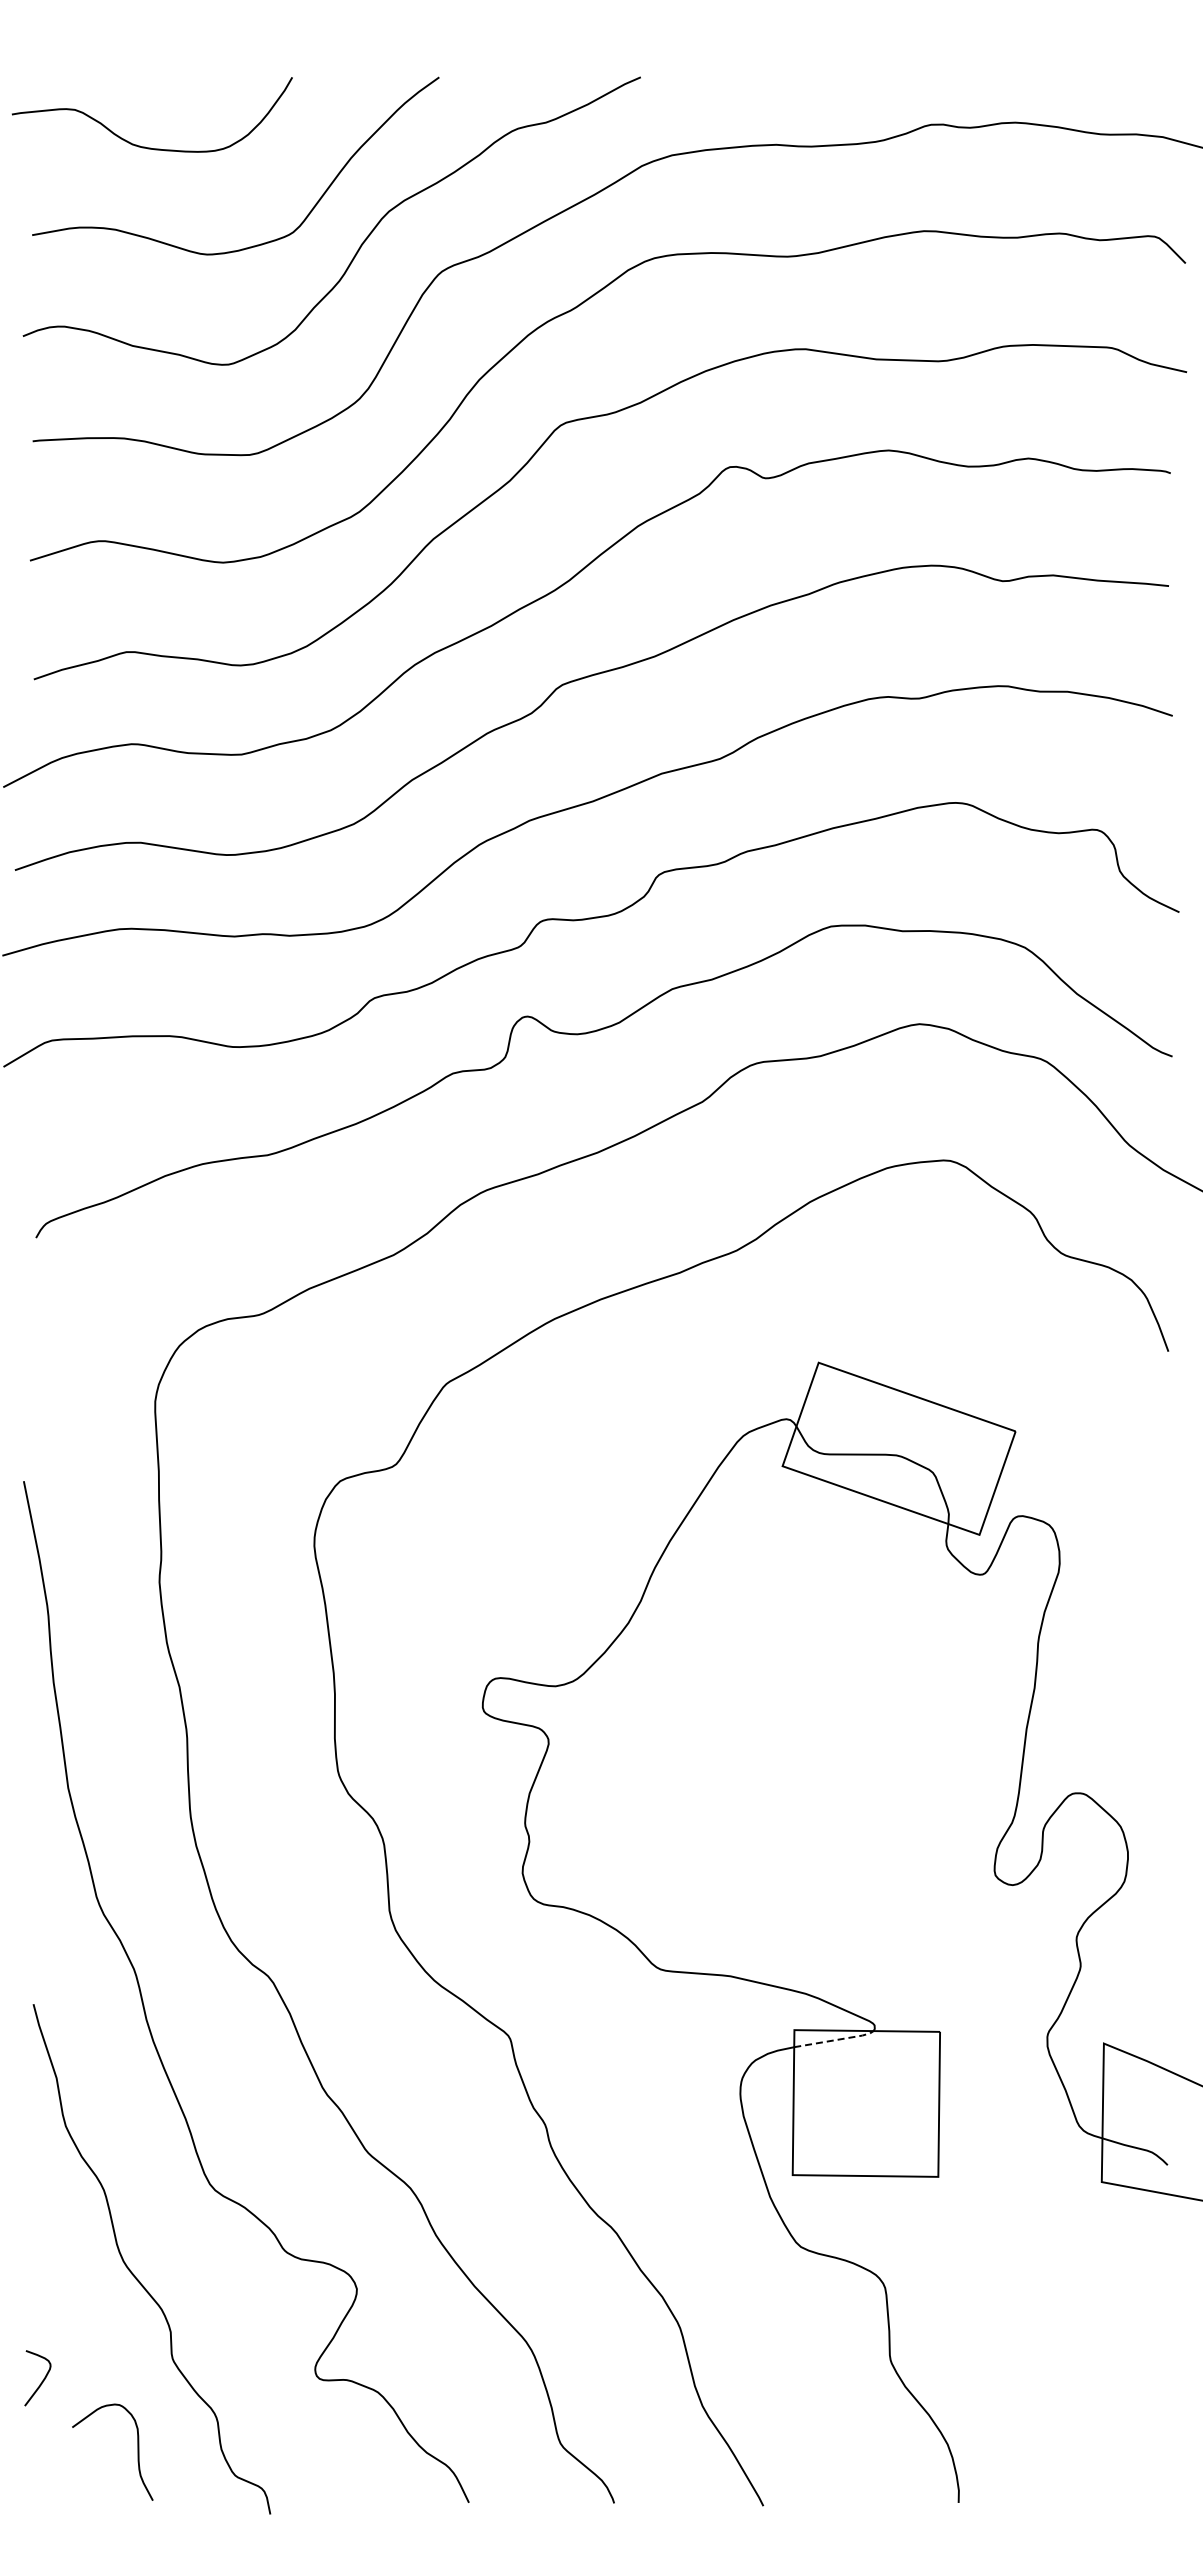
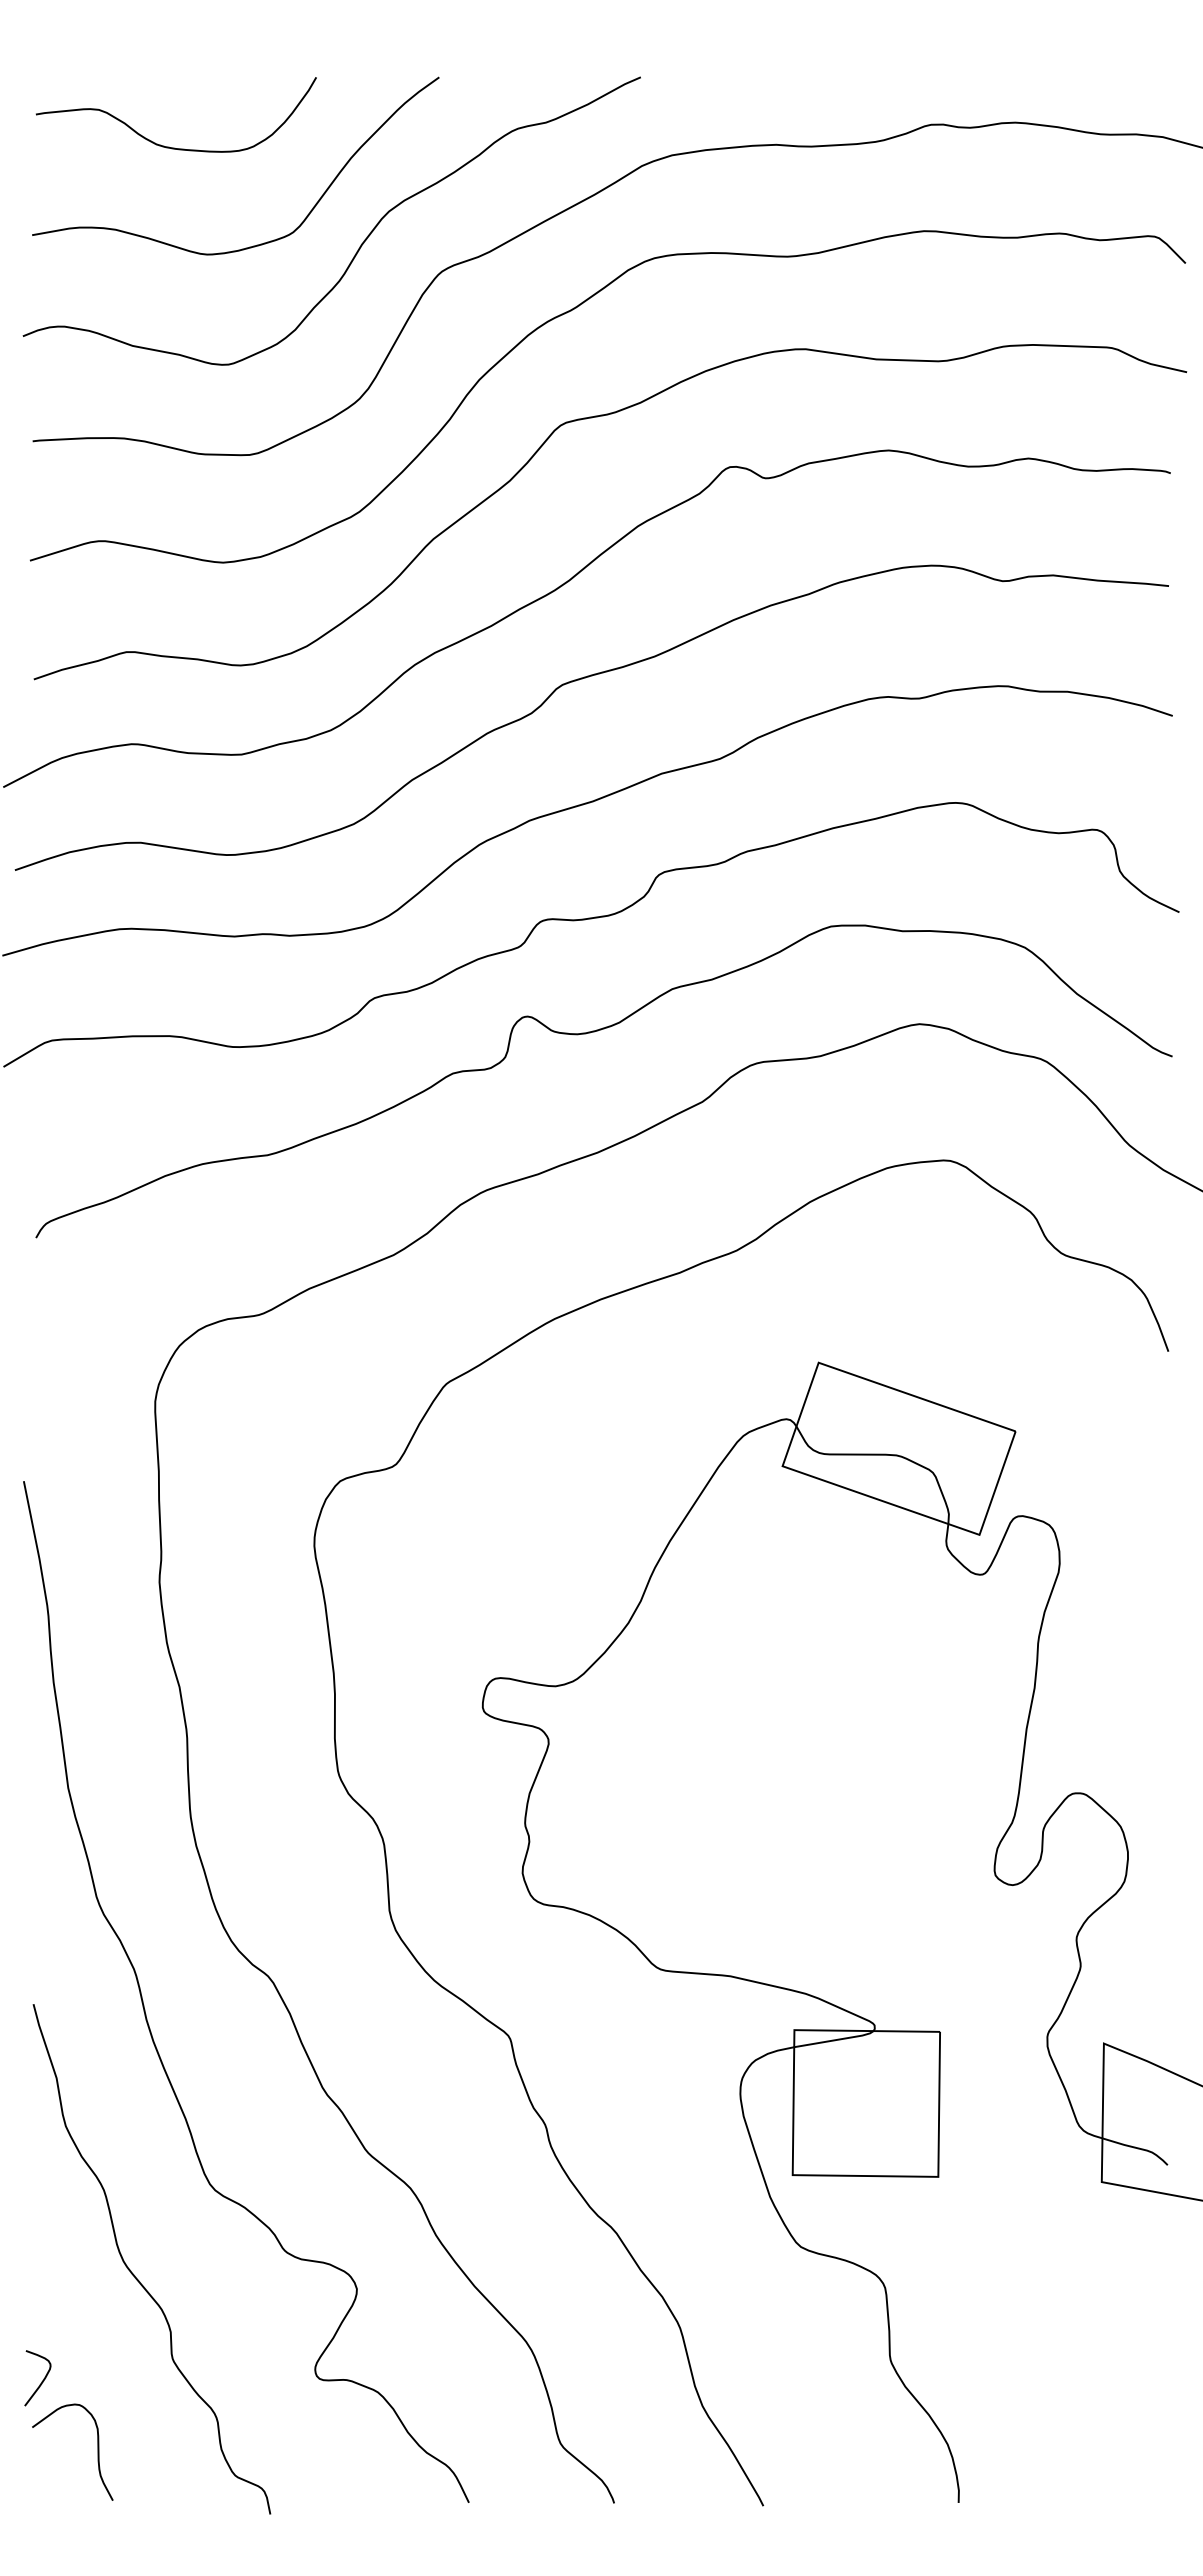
curve position: (145, 146) -> (169, 146) (169, 146)
line: dashed -> solid (836, 2040)
curve position: (137, 2451) -> (97, 2451) (97, 2451)
